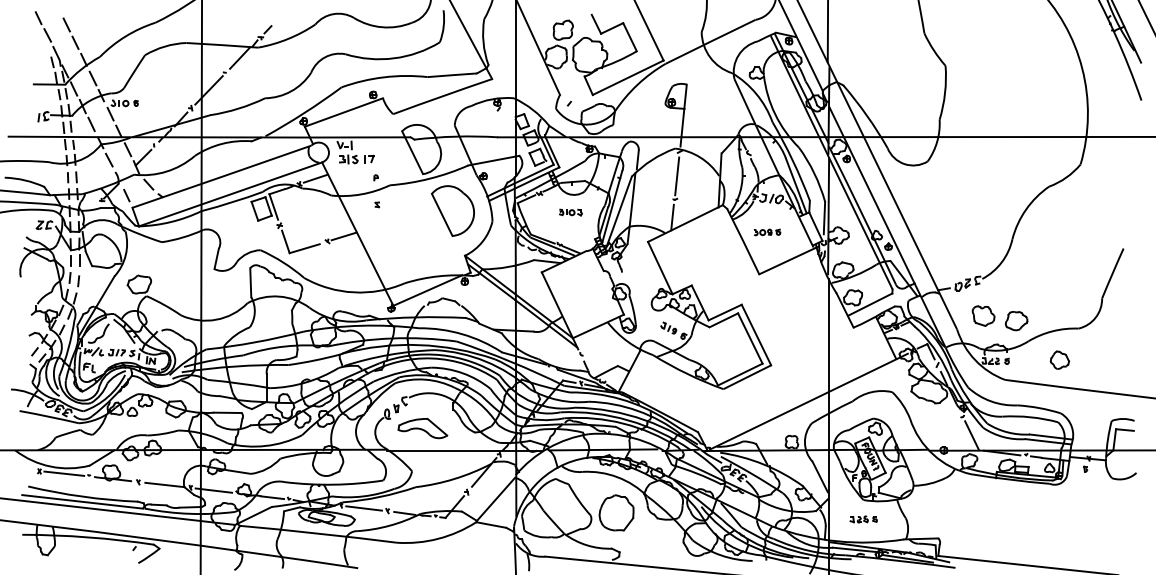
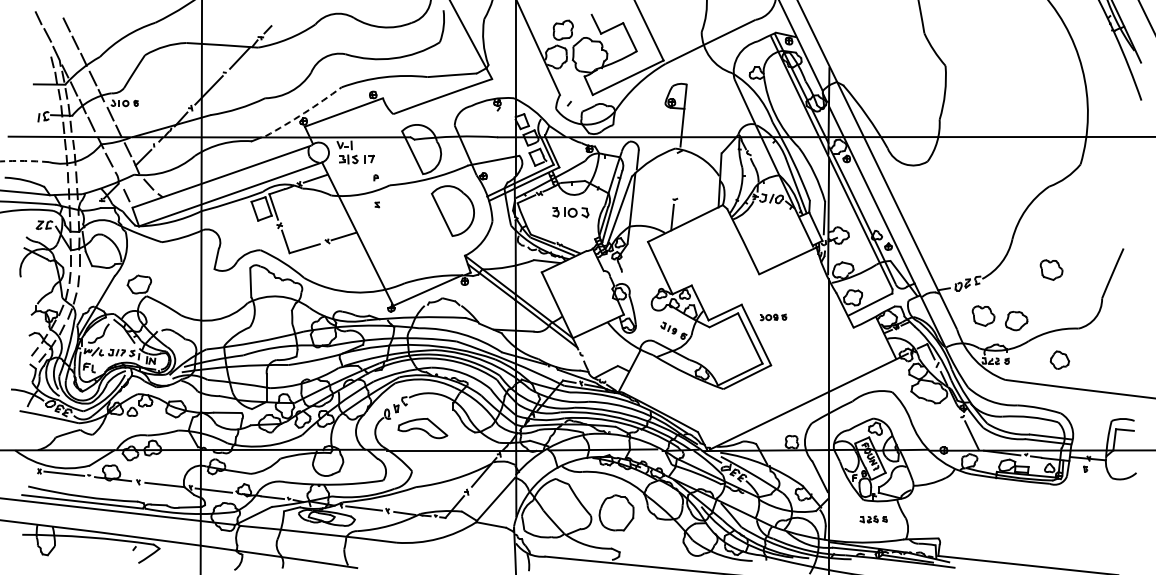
line: present -> none (827, 32)
arc: solid -> dashed (304, 113)
arc: solid -> dashed (24, 161)
line: present -> none (677, 176)
part size: 24x9 px -> 38x12 px (570, 212)
part position: (767, 232) -> (773, 317) (773, 317)
part: none -> present (1051, 269)
part position: (863, 519) -> (873, 519) (873, 519)
